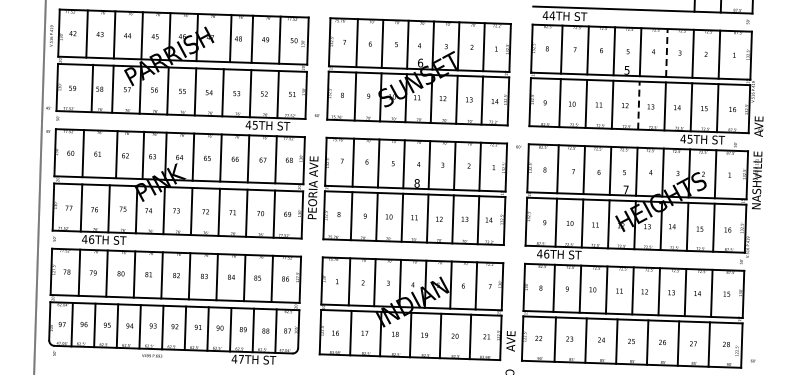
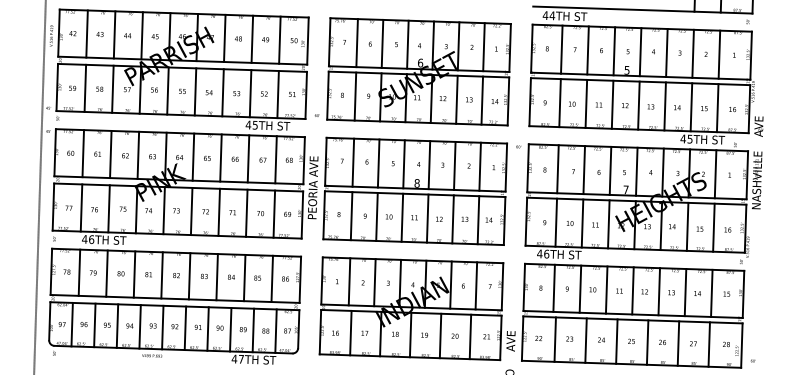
line position: (230, 38) -> (224, 38) (224, 38)
line: dashed -> solid (666, 52)
line position: (92, 87) -> (85, 87) (85, 87)
line: dashed -> solid (638, 105)
line position: (116, 154) -> (110, 154) (110, 154)
line position: (143, 154) -> (138, 154) (138, 154)
